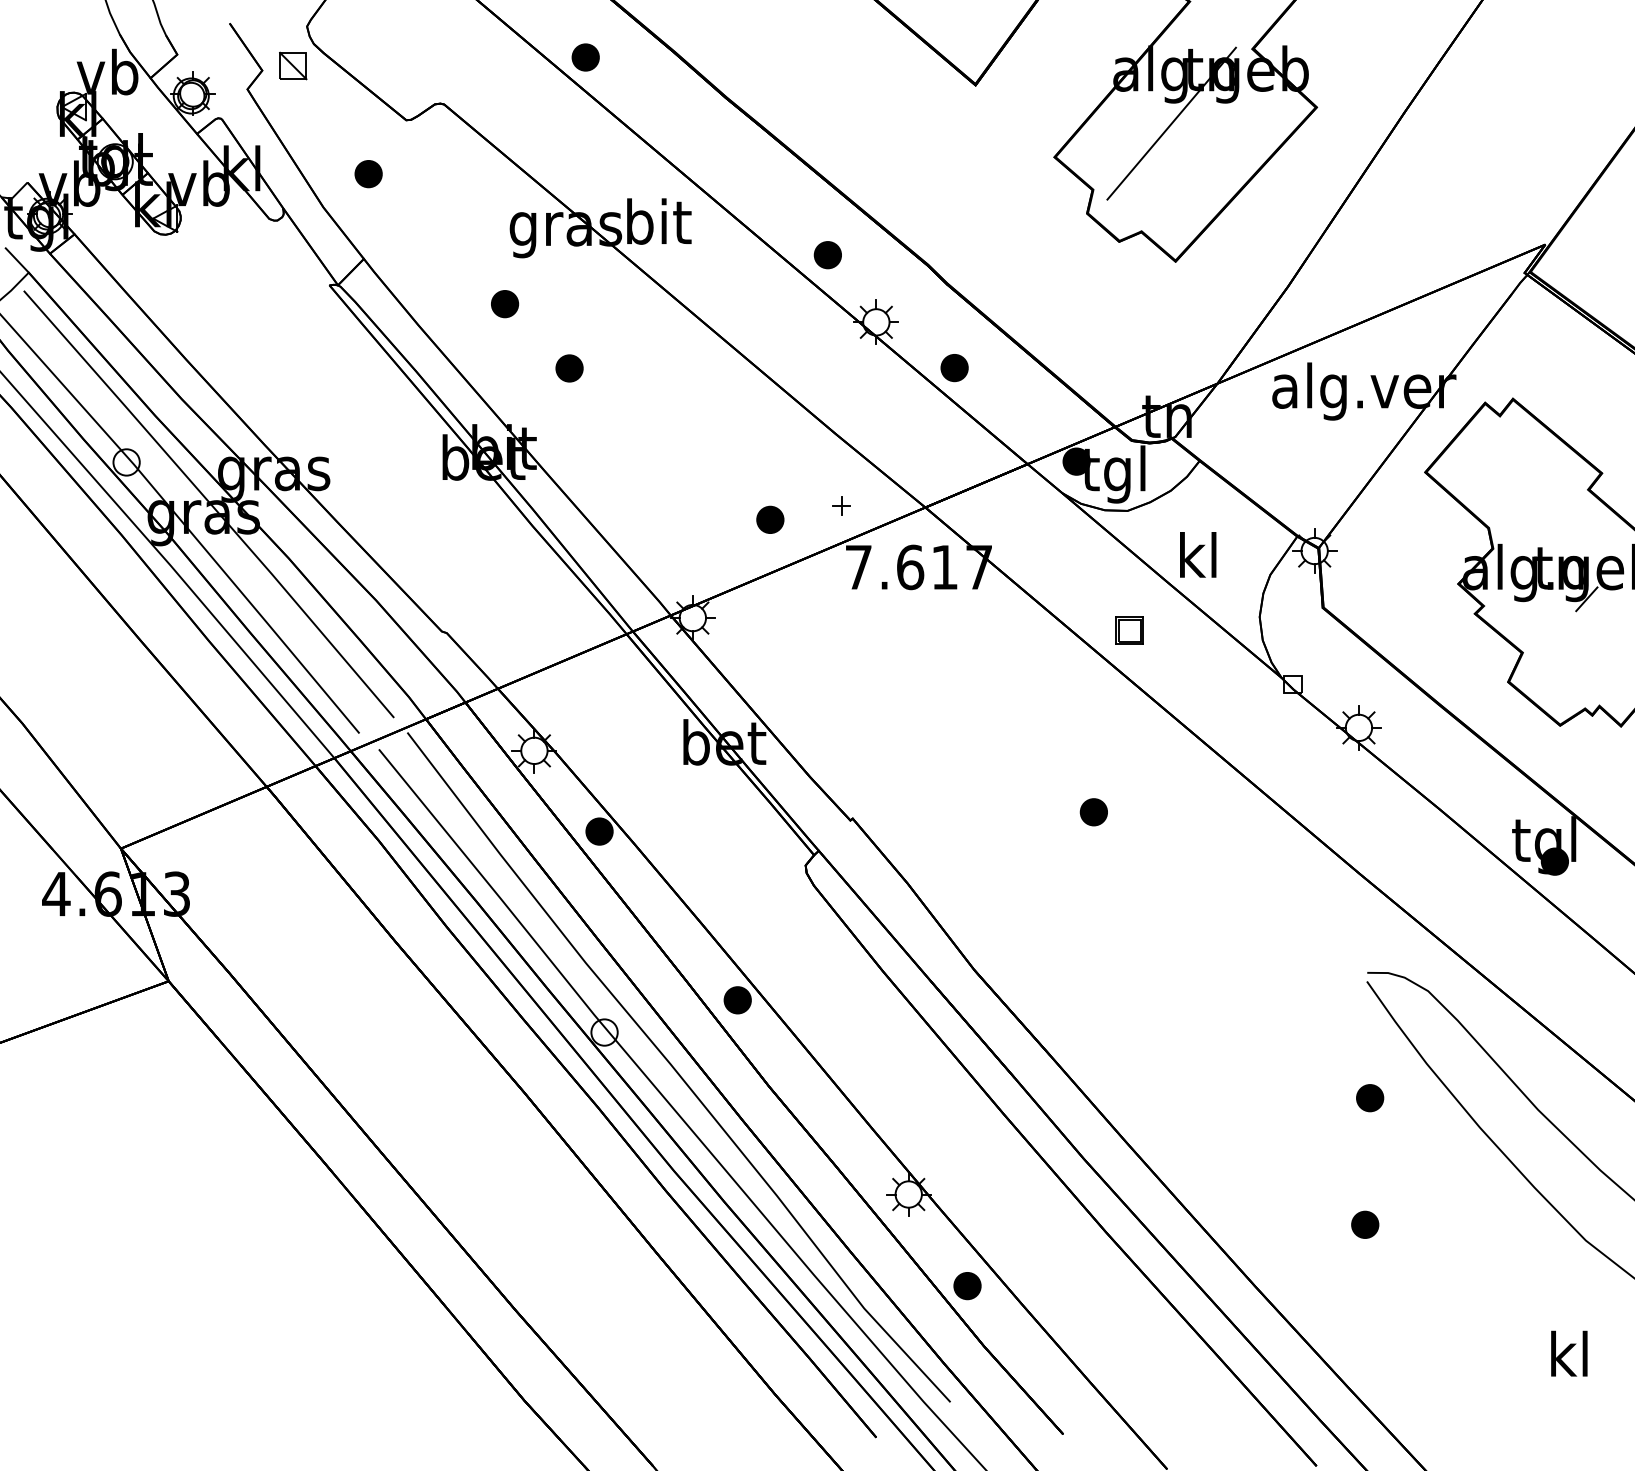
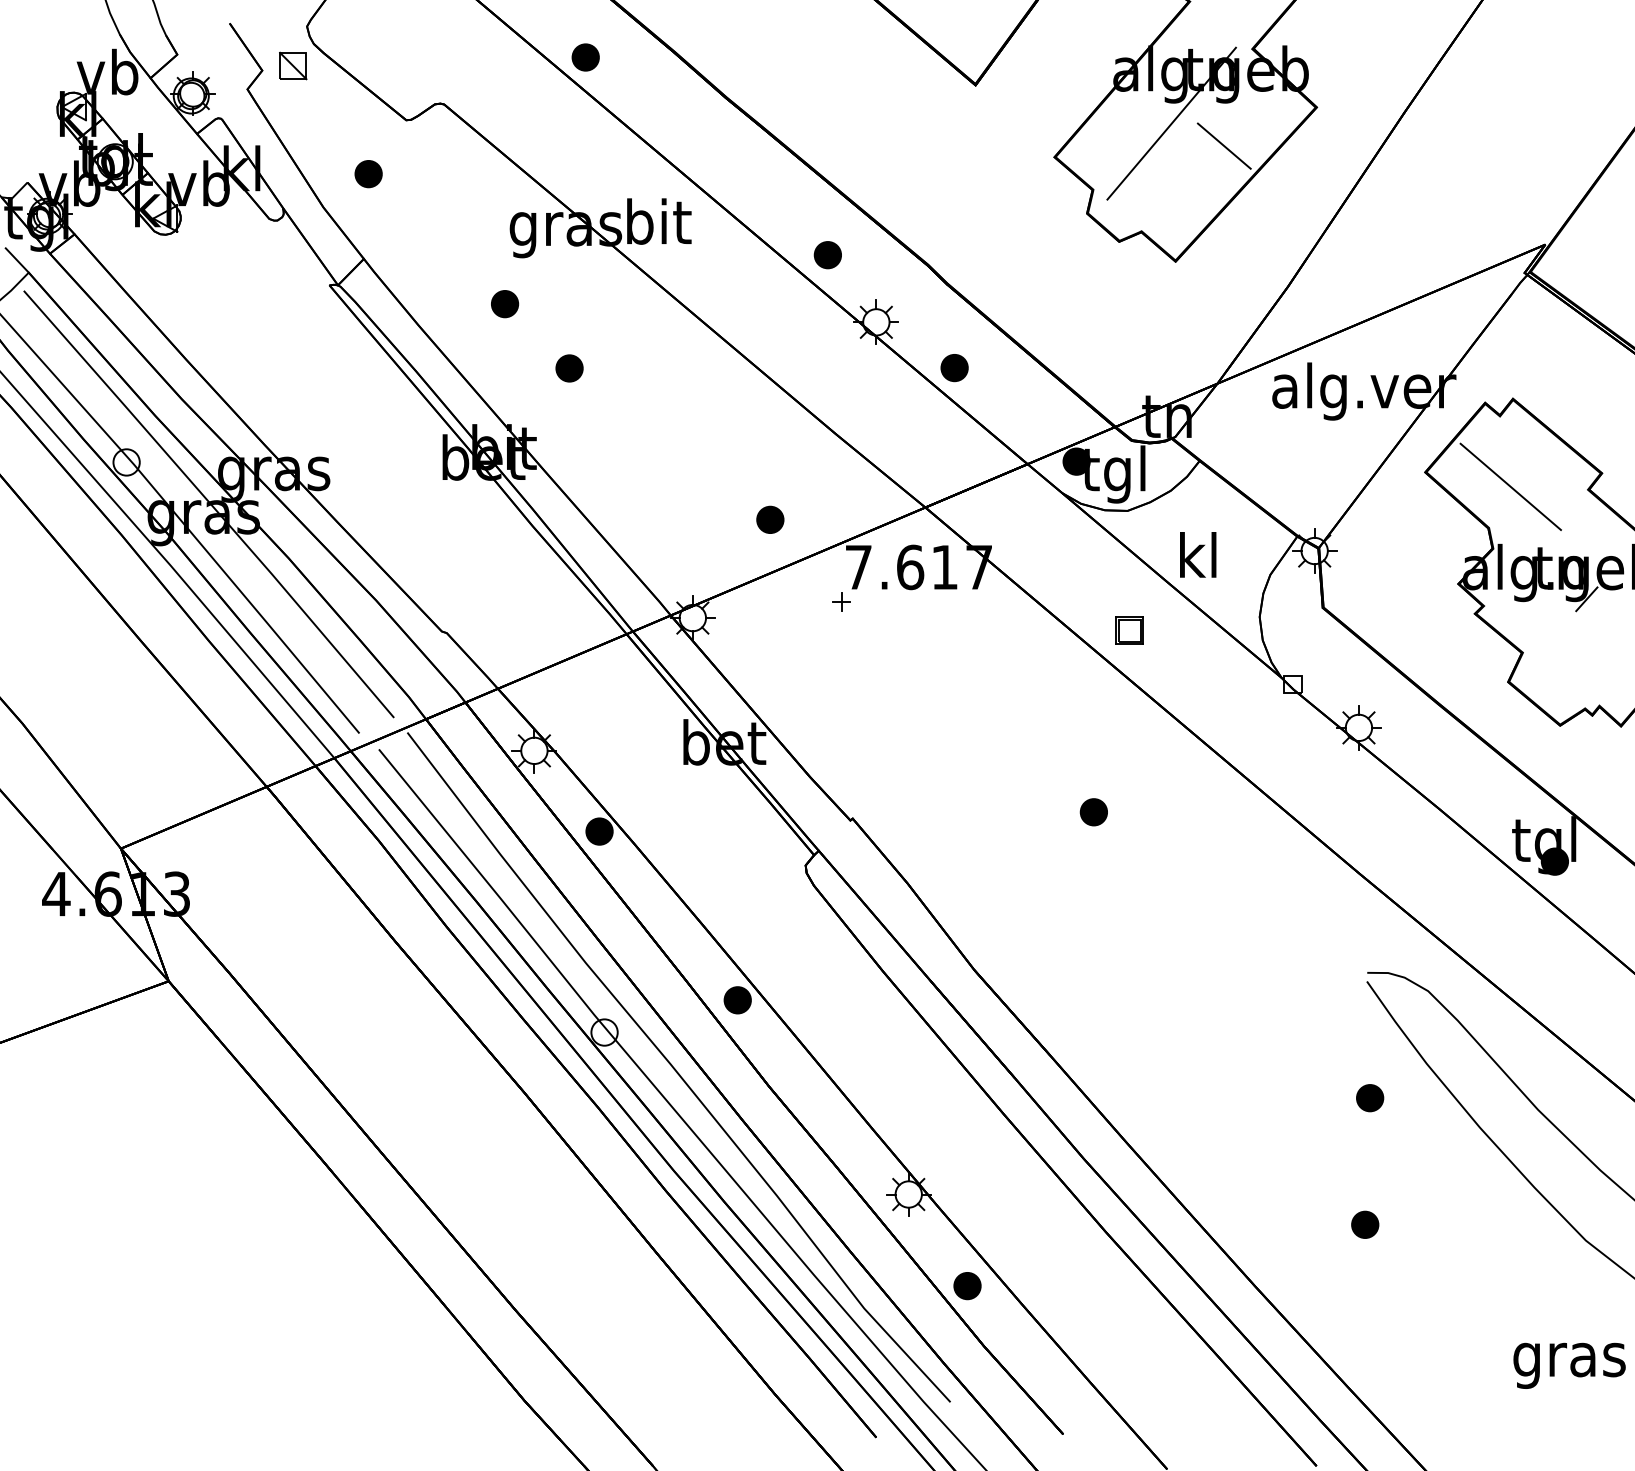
line: none -> present (1223, 145)
line: none -> present (1510, 486)
part position: (841, 505) -> (841, 601) (841, 601)
text: kl -> gras (1569, 1359)
